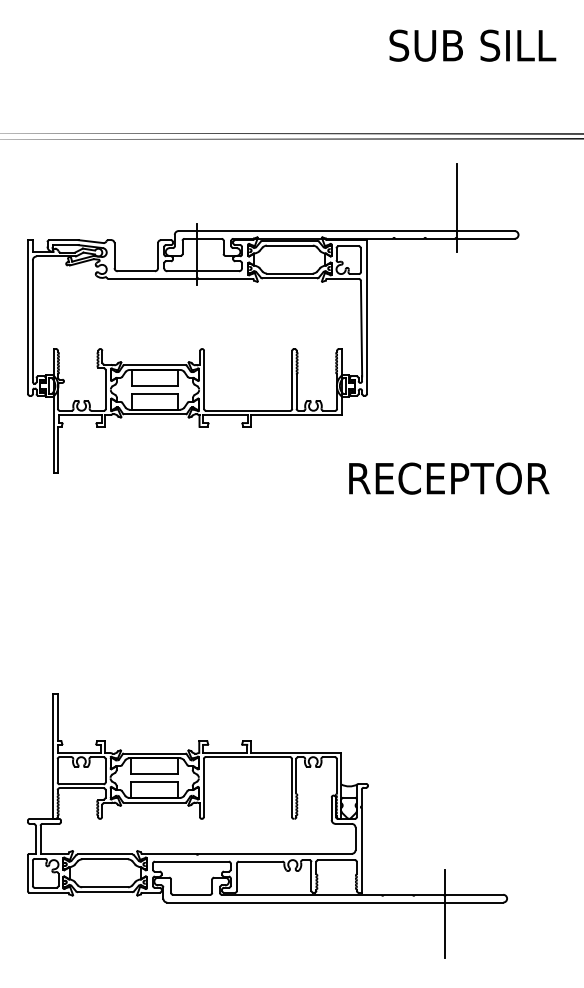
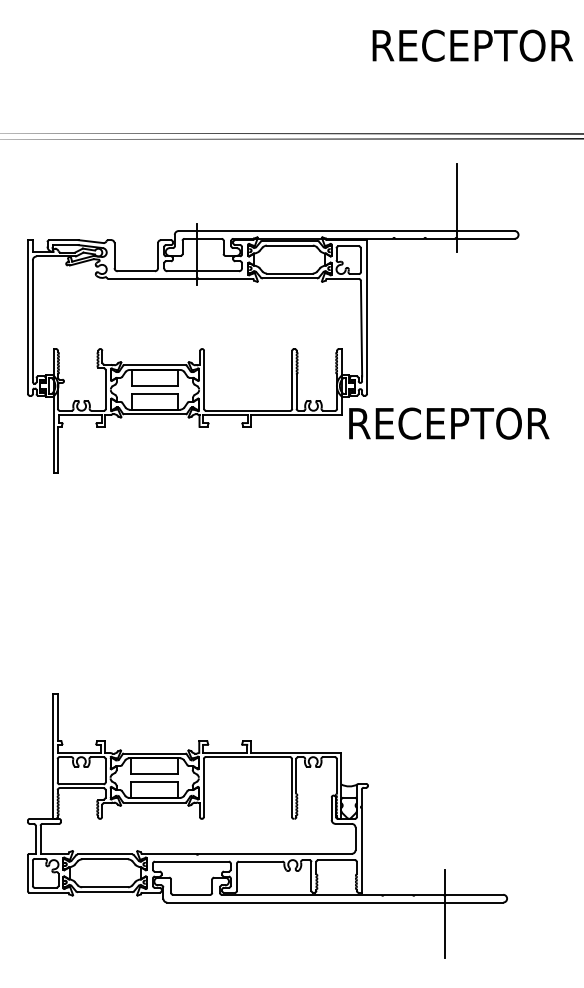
text: SUB SILL -> RECEPTOR (472, 45)
text position: (449, 478) -> (449, 423) (449, 423)
